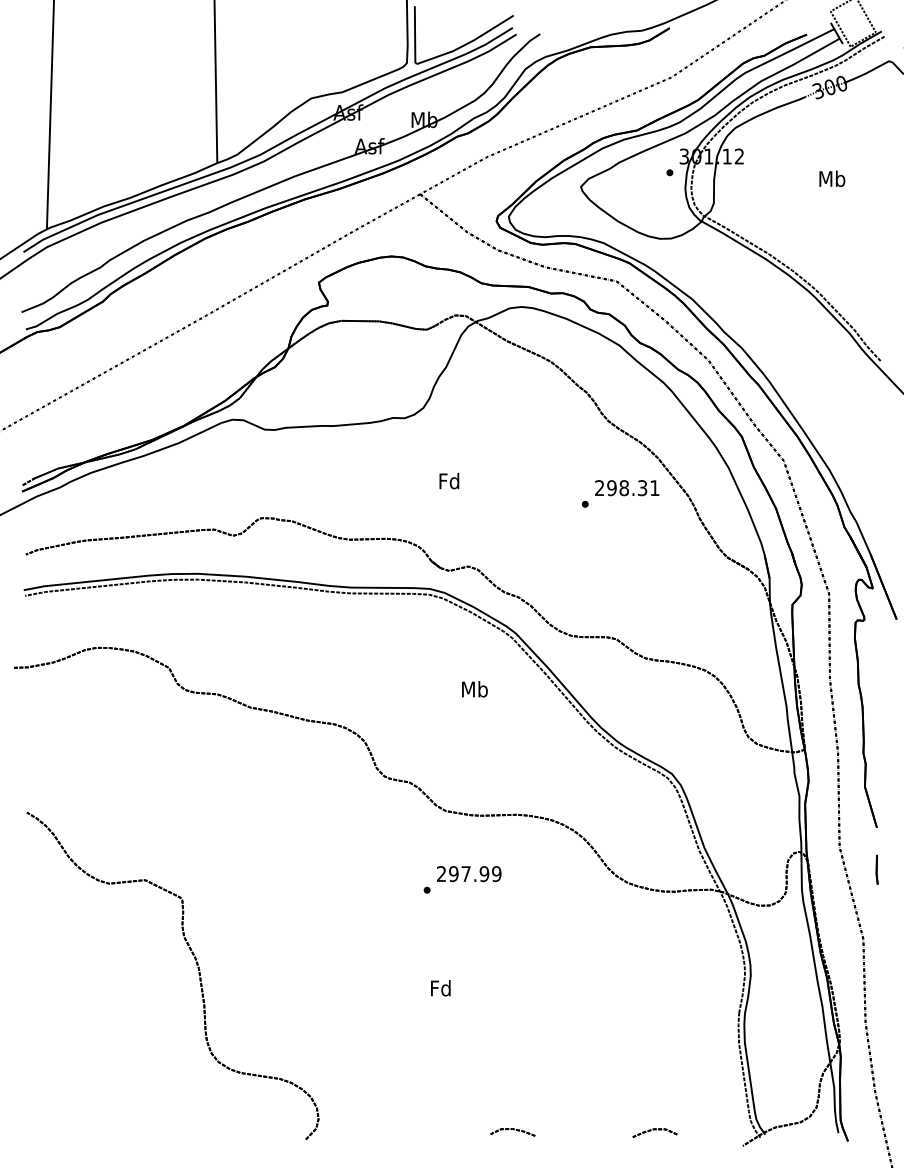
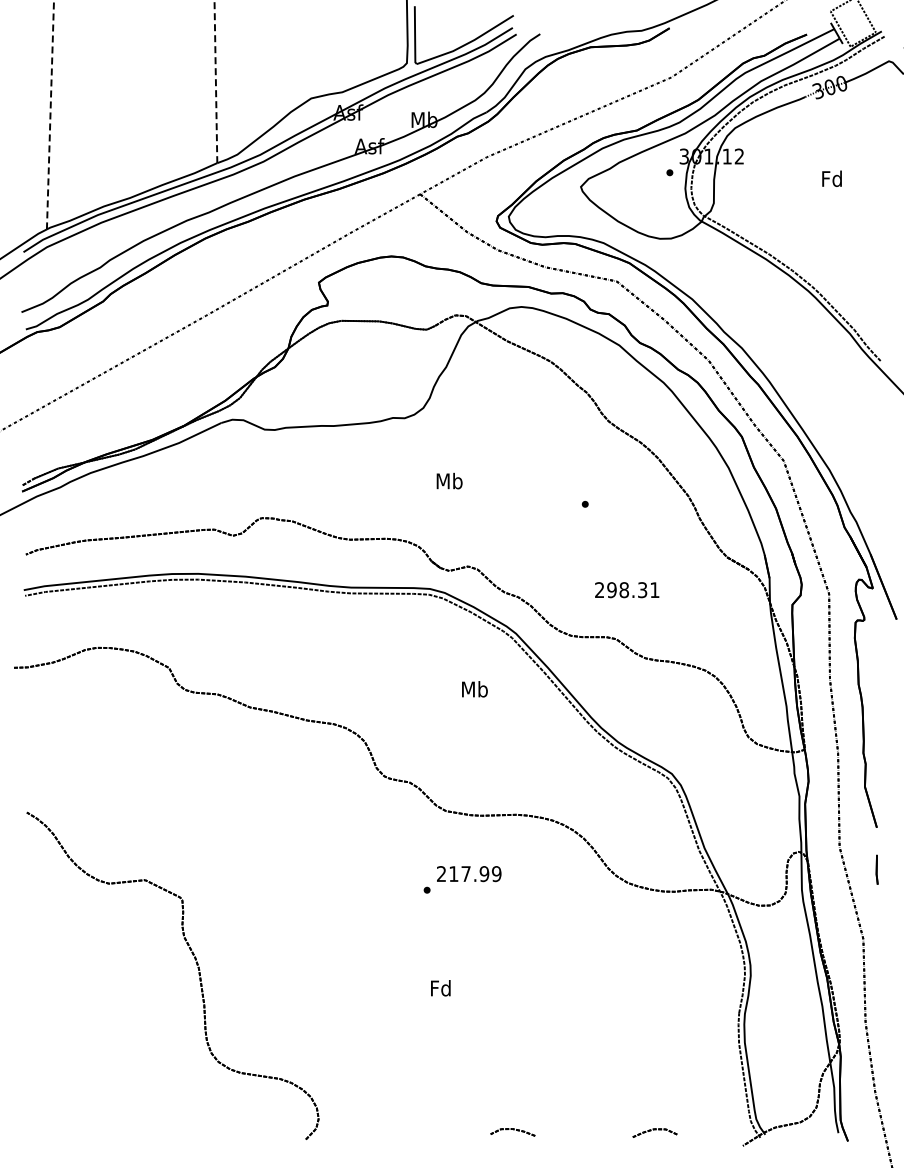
line: solid -> dashed (215, 81)
line: solid -> dashed (50, 114)
text: Mb -> Fd (832, 178)
text: Fd -> Mb (449, 480)
text position: (627, 488) -> (627, 590) (627, 590)
text: 297.99 -> 217.99 (453, 874)
